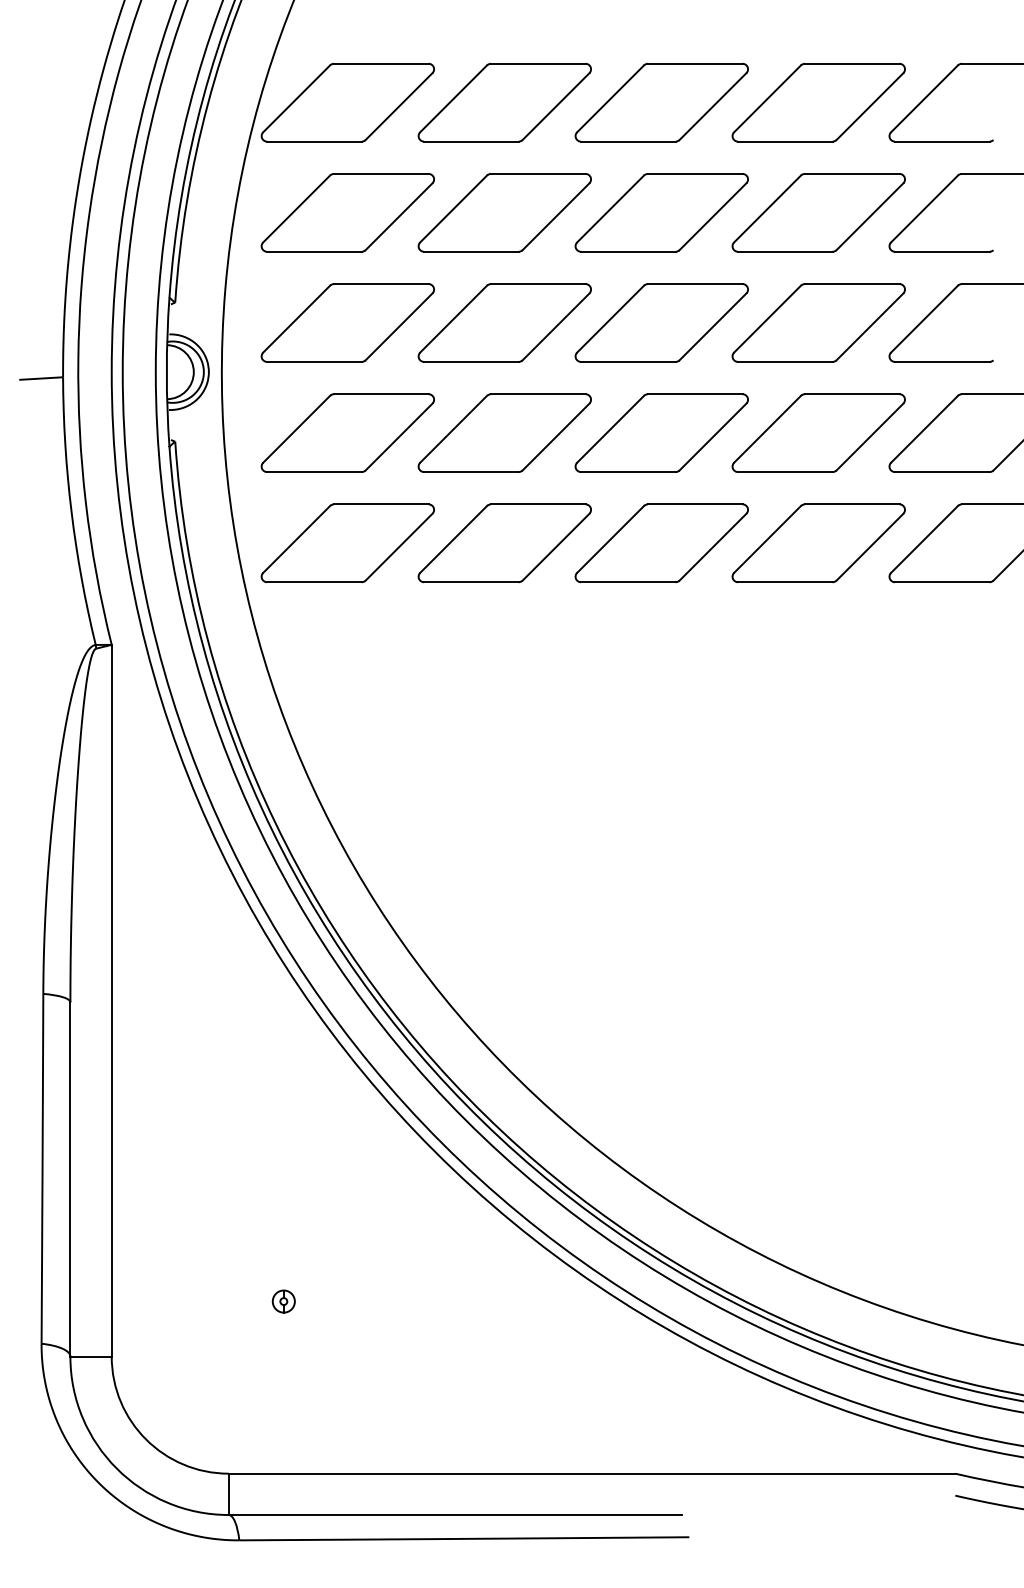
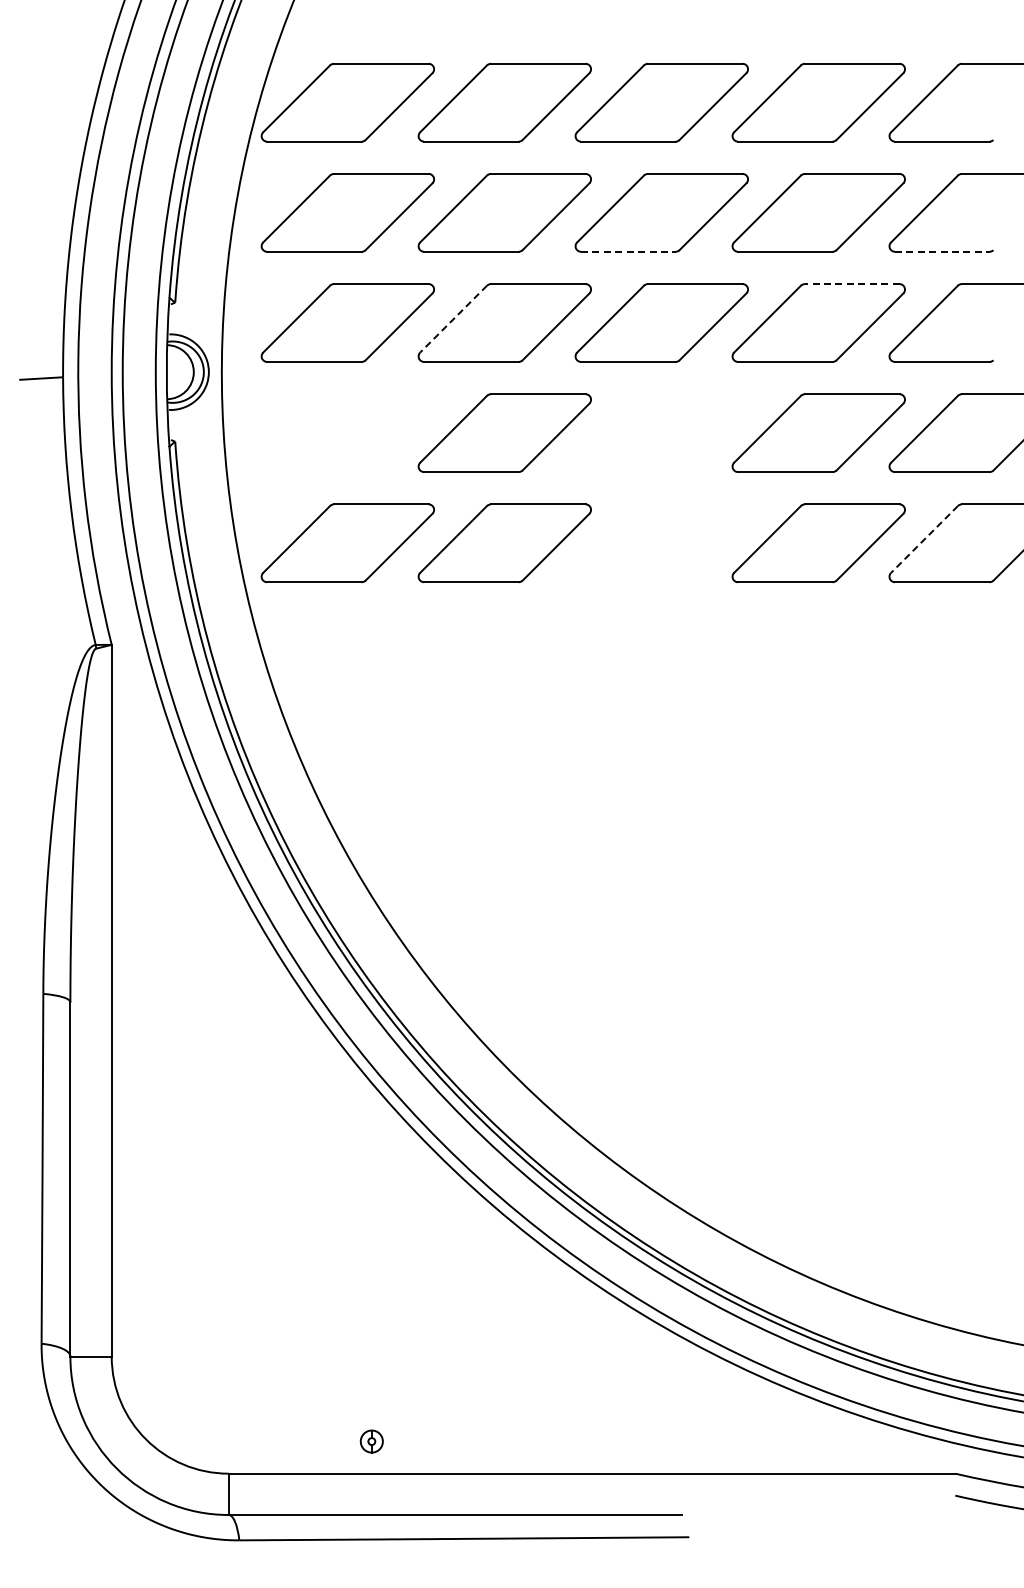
line: solid -> dashed (628, 251)
line: solid -> dashed (942, 251)
line: solid -> dashed (851, 284)
line: solid -> dashed (453, 319)
part: present -> none (347, 432)
part: present -> none (661, 432)
line: solid -> dashed (924, 539)
part: present -> none (661, 543)
part position: (283, 1301) -> (371, 1441) (371, 1441)
